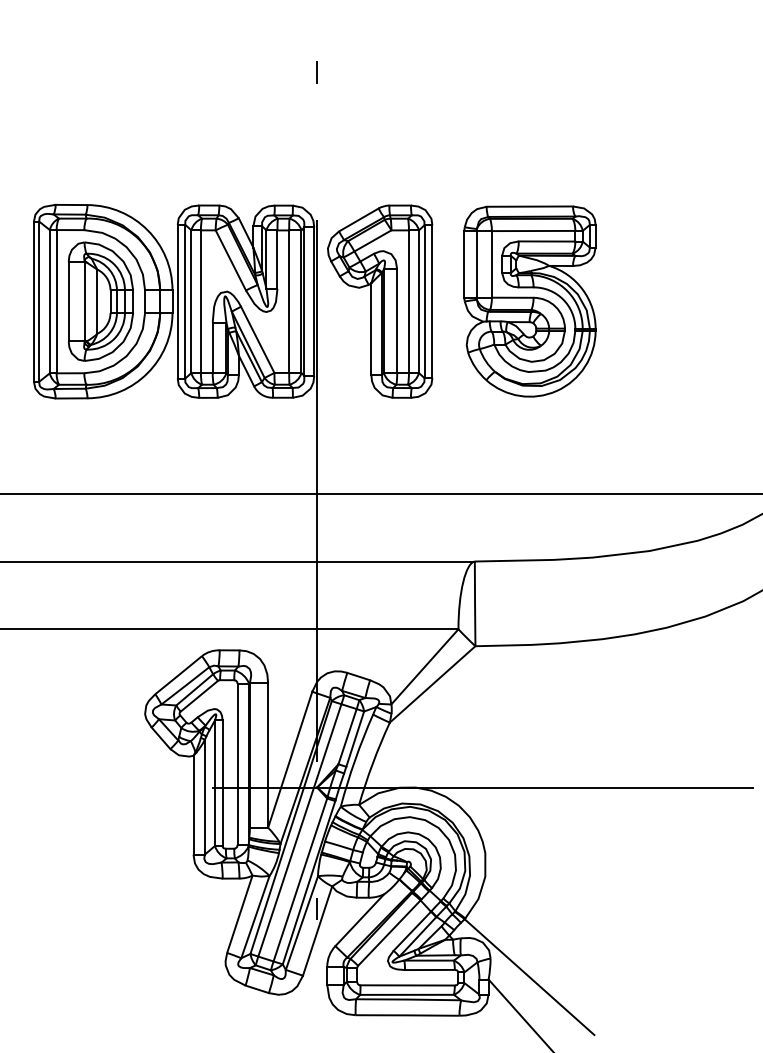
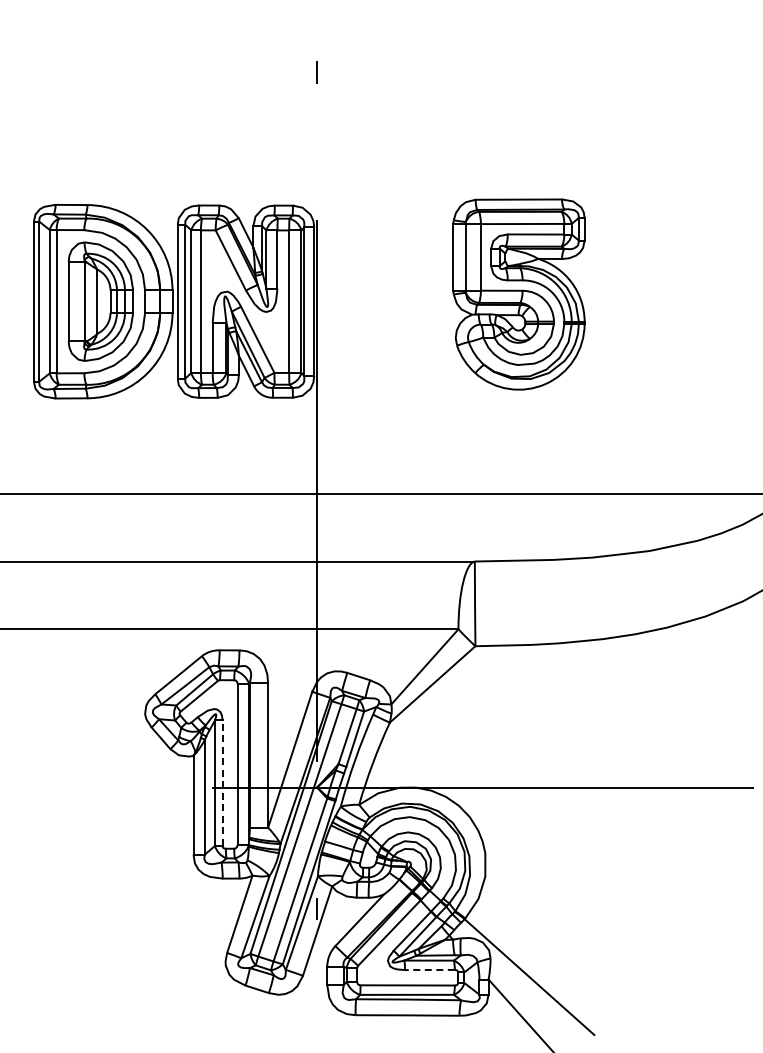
part: present -> none (380, 301)
part position: (529, 301) -> (518, 294) (518, 294)
line: solid -> dashed (222, 783)
line: solid -> dashed (429, 969)
